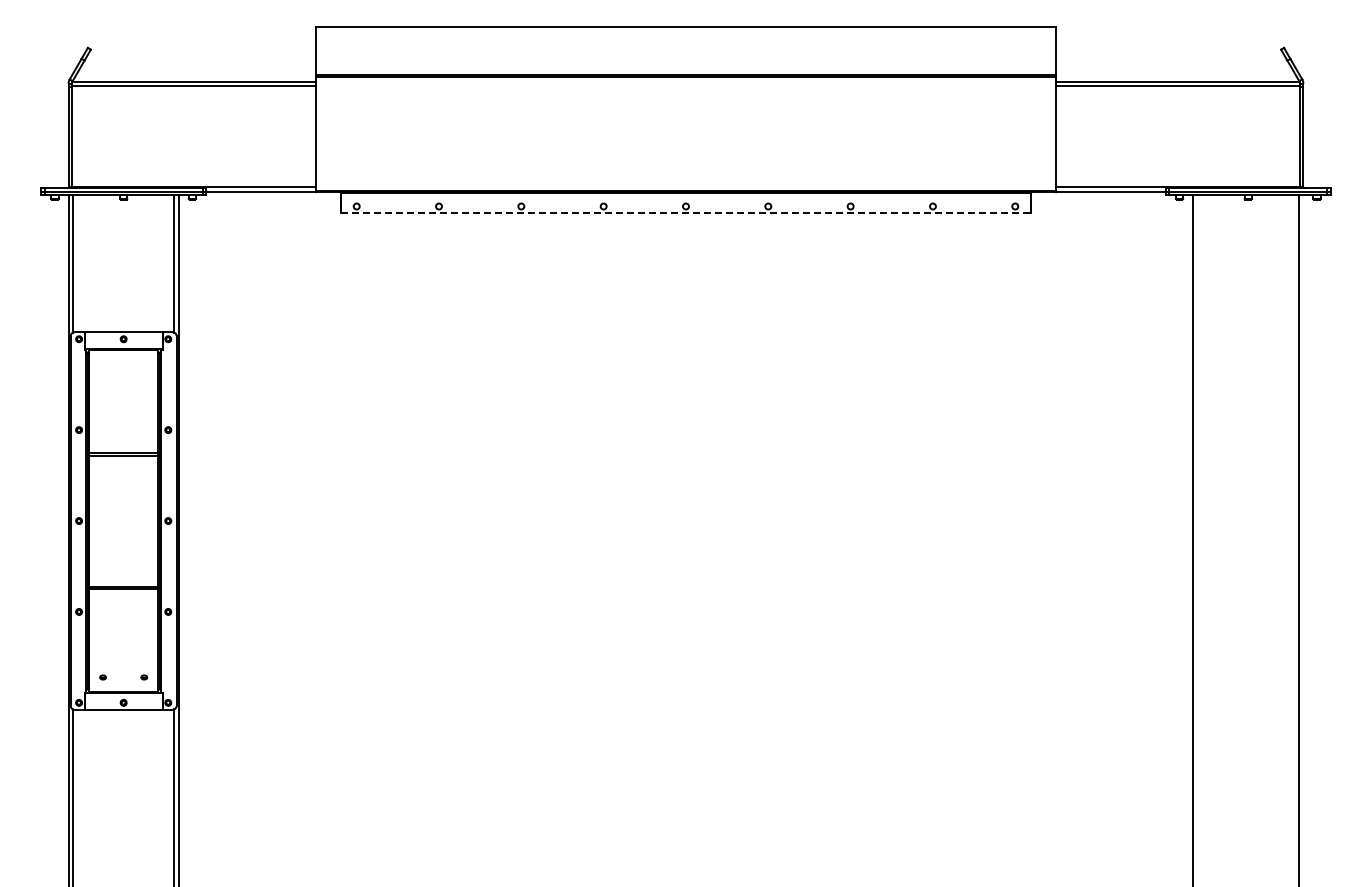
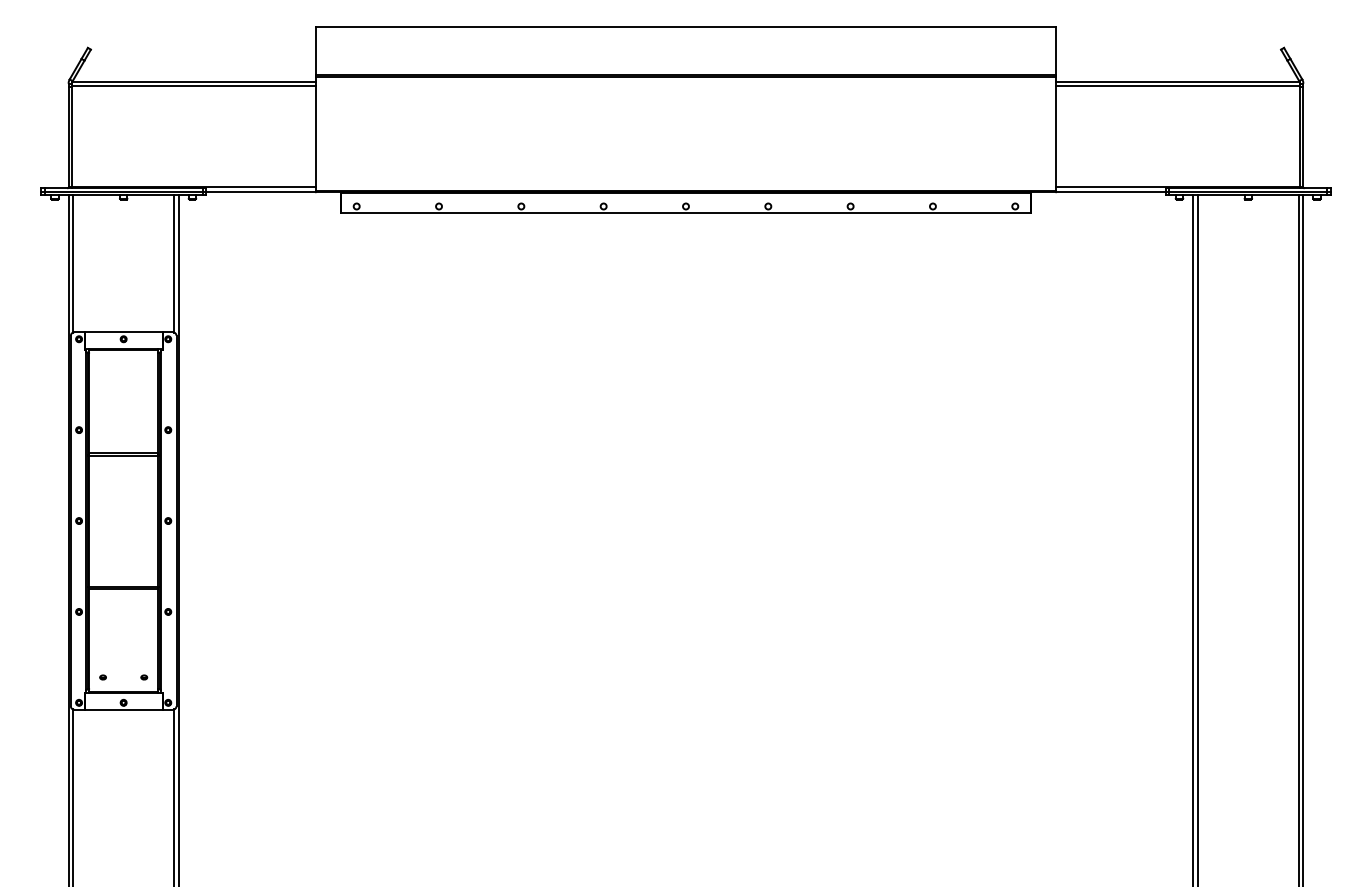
line: dashed -> solid (686, 212)
line: none -> present (1197, 539)
line: none -> present (1303, 539)
